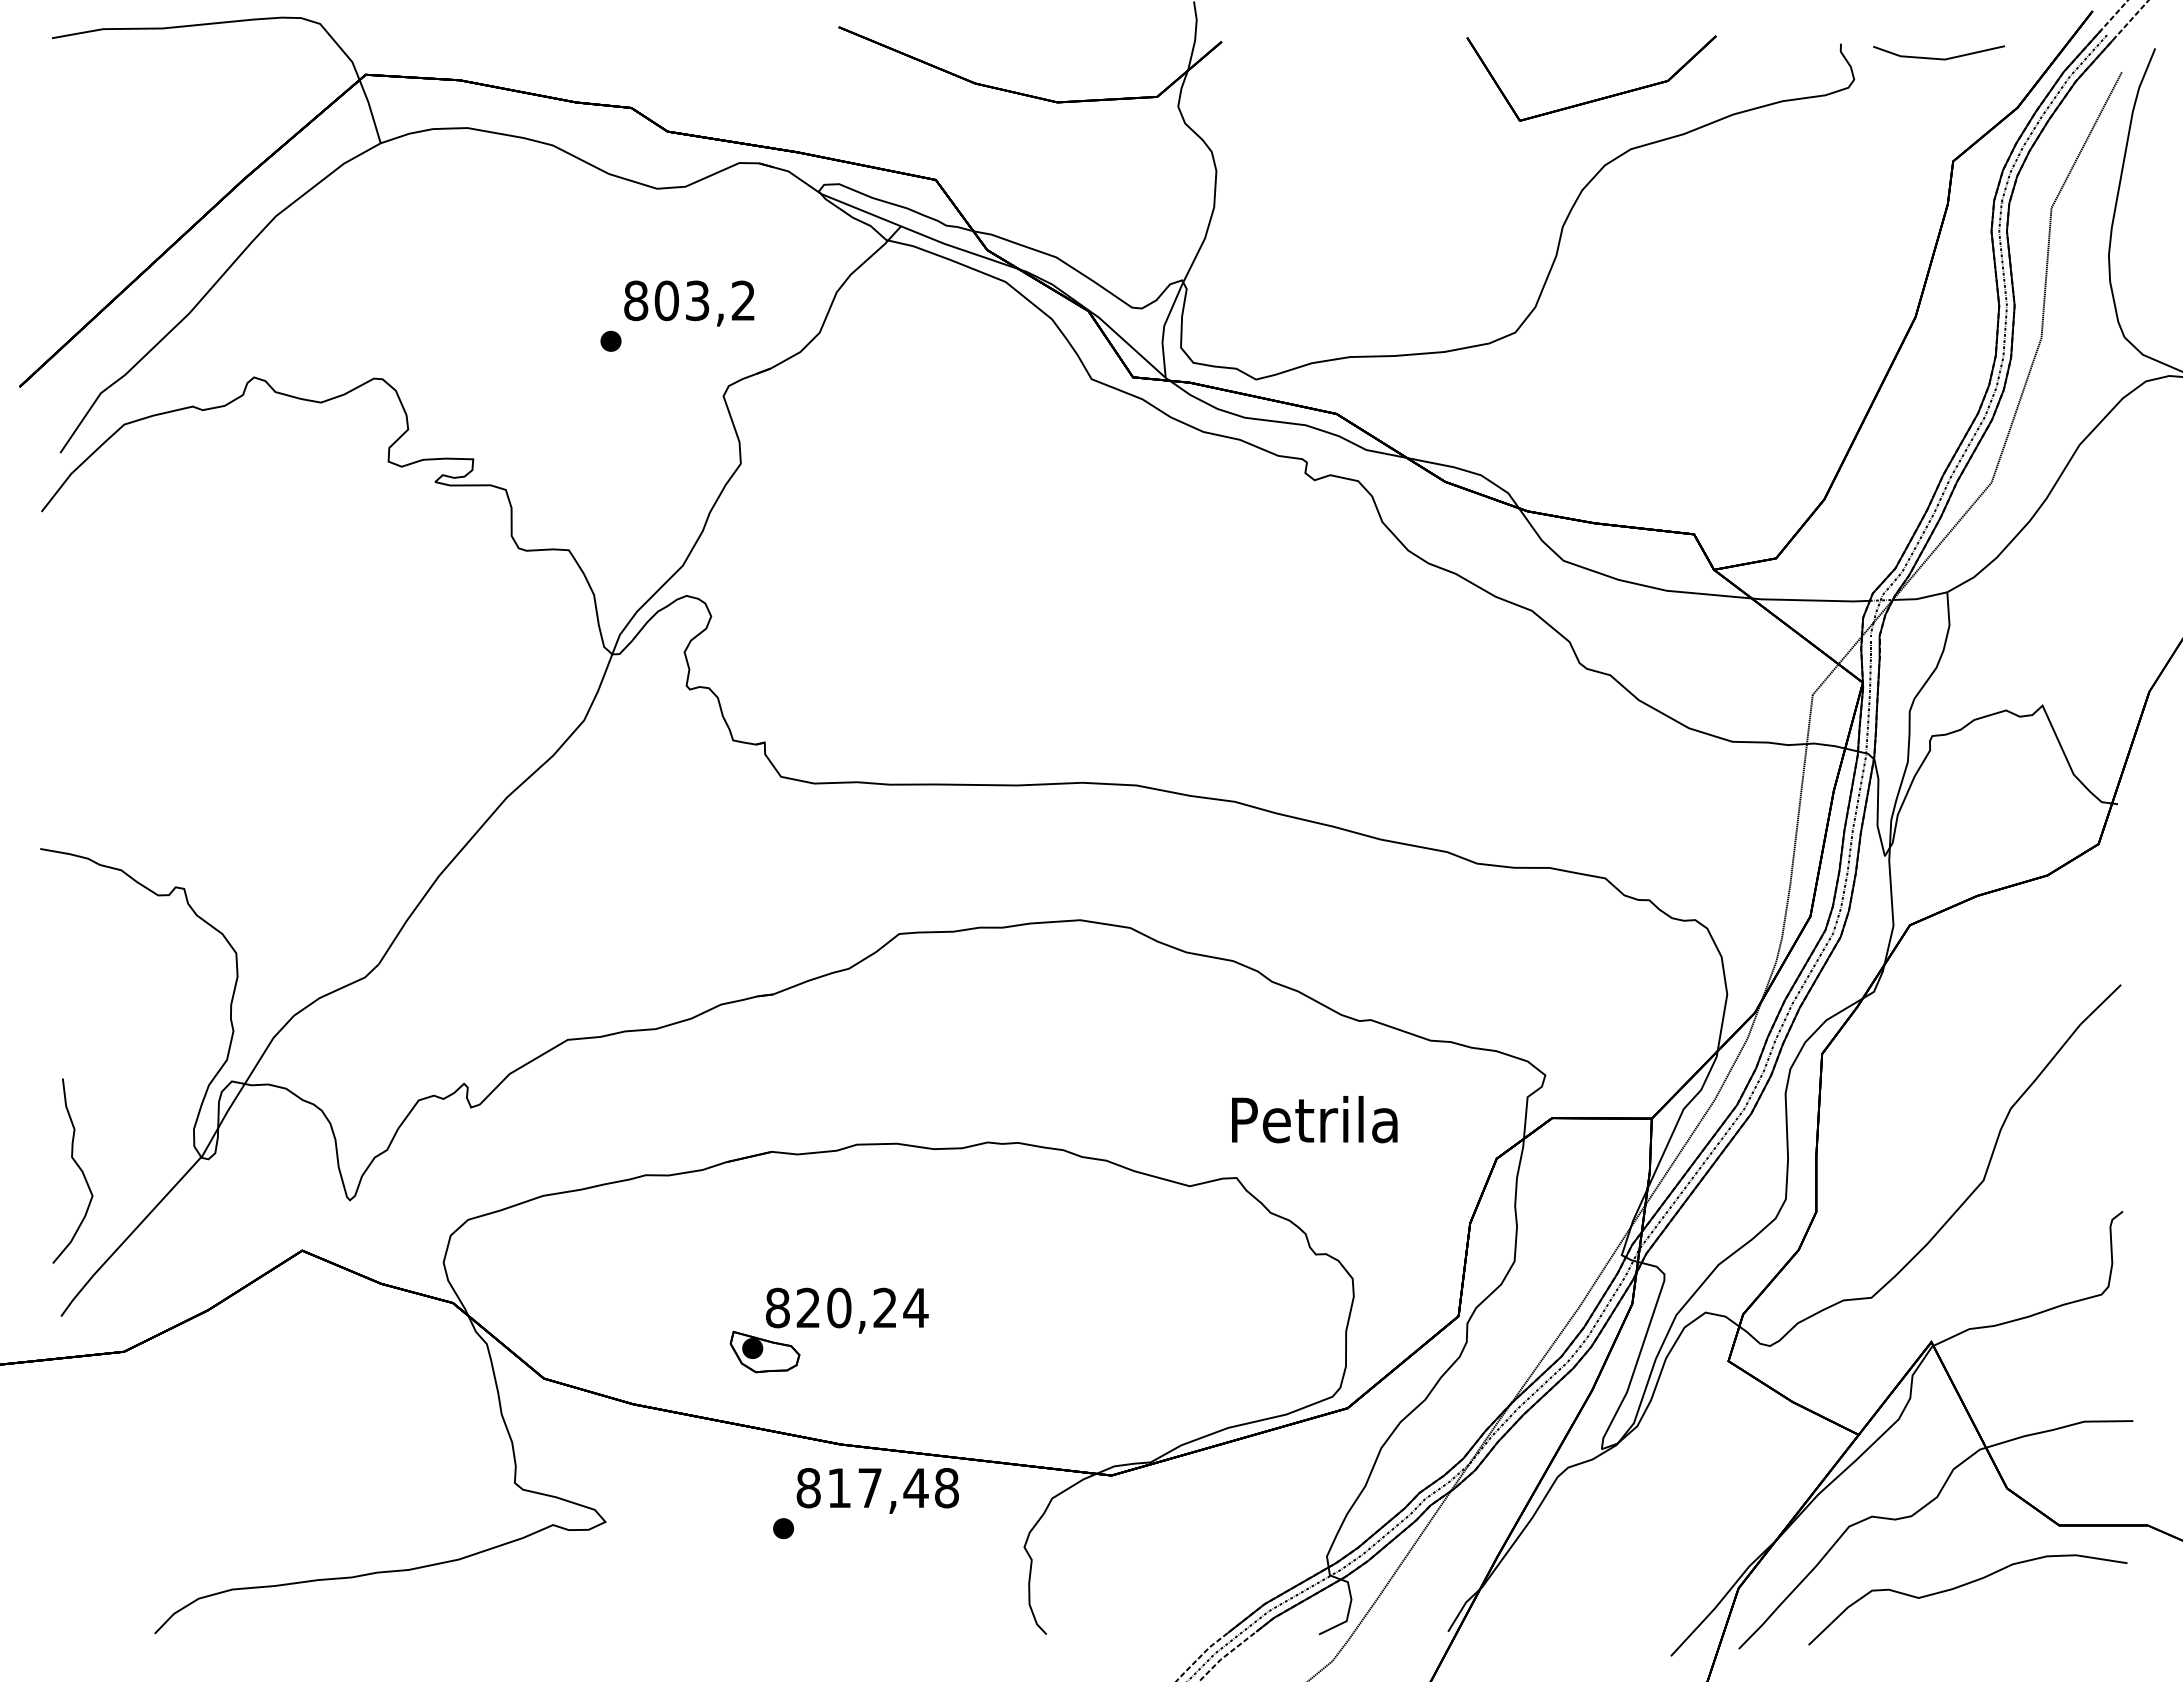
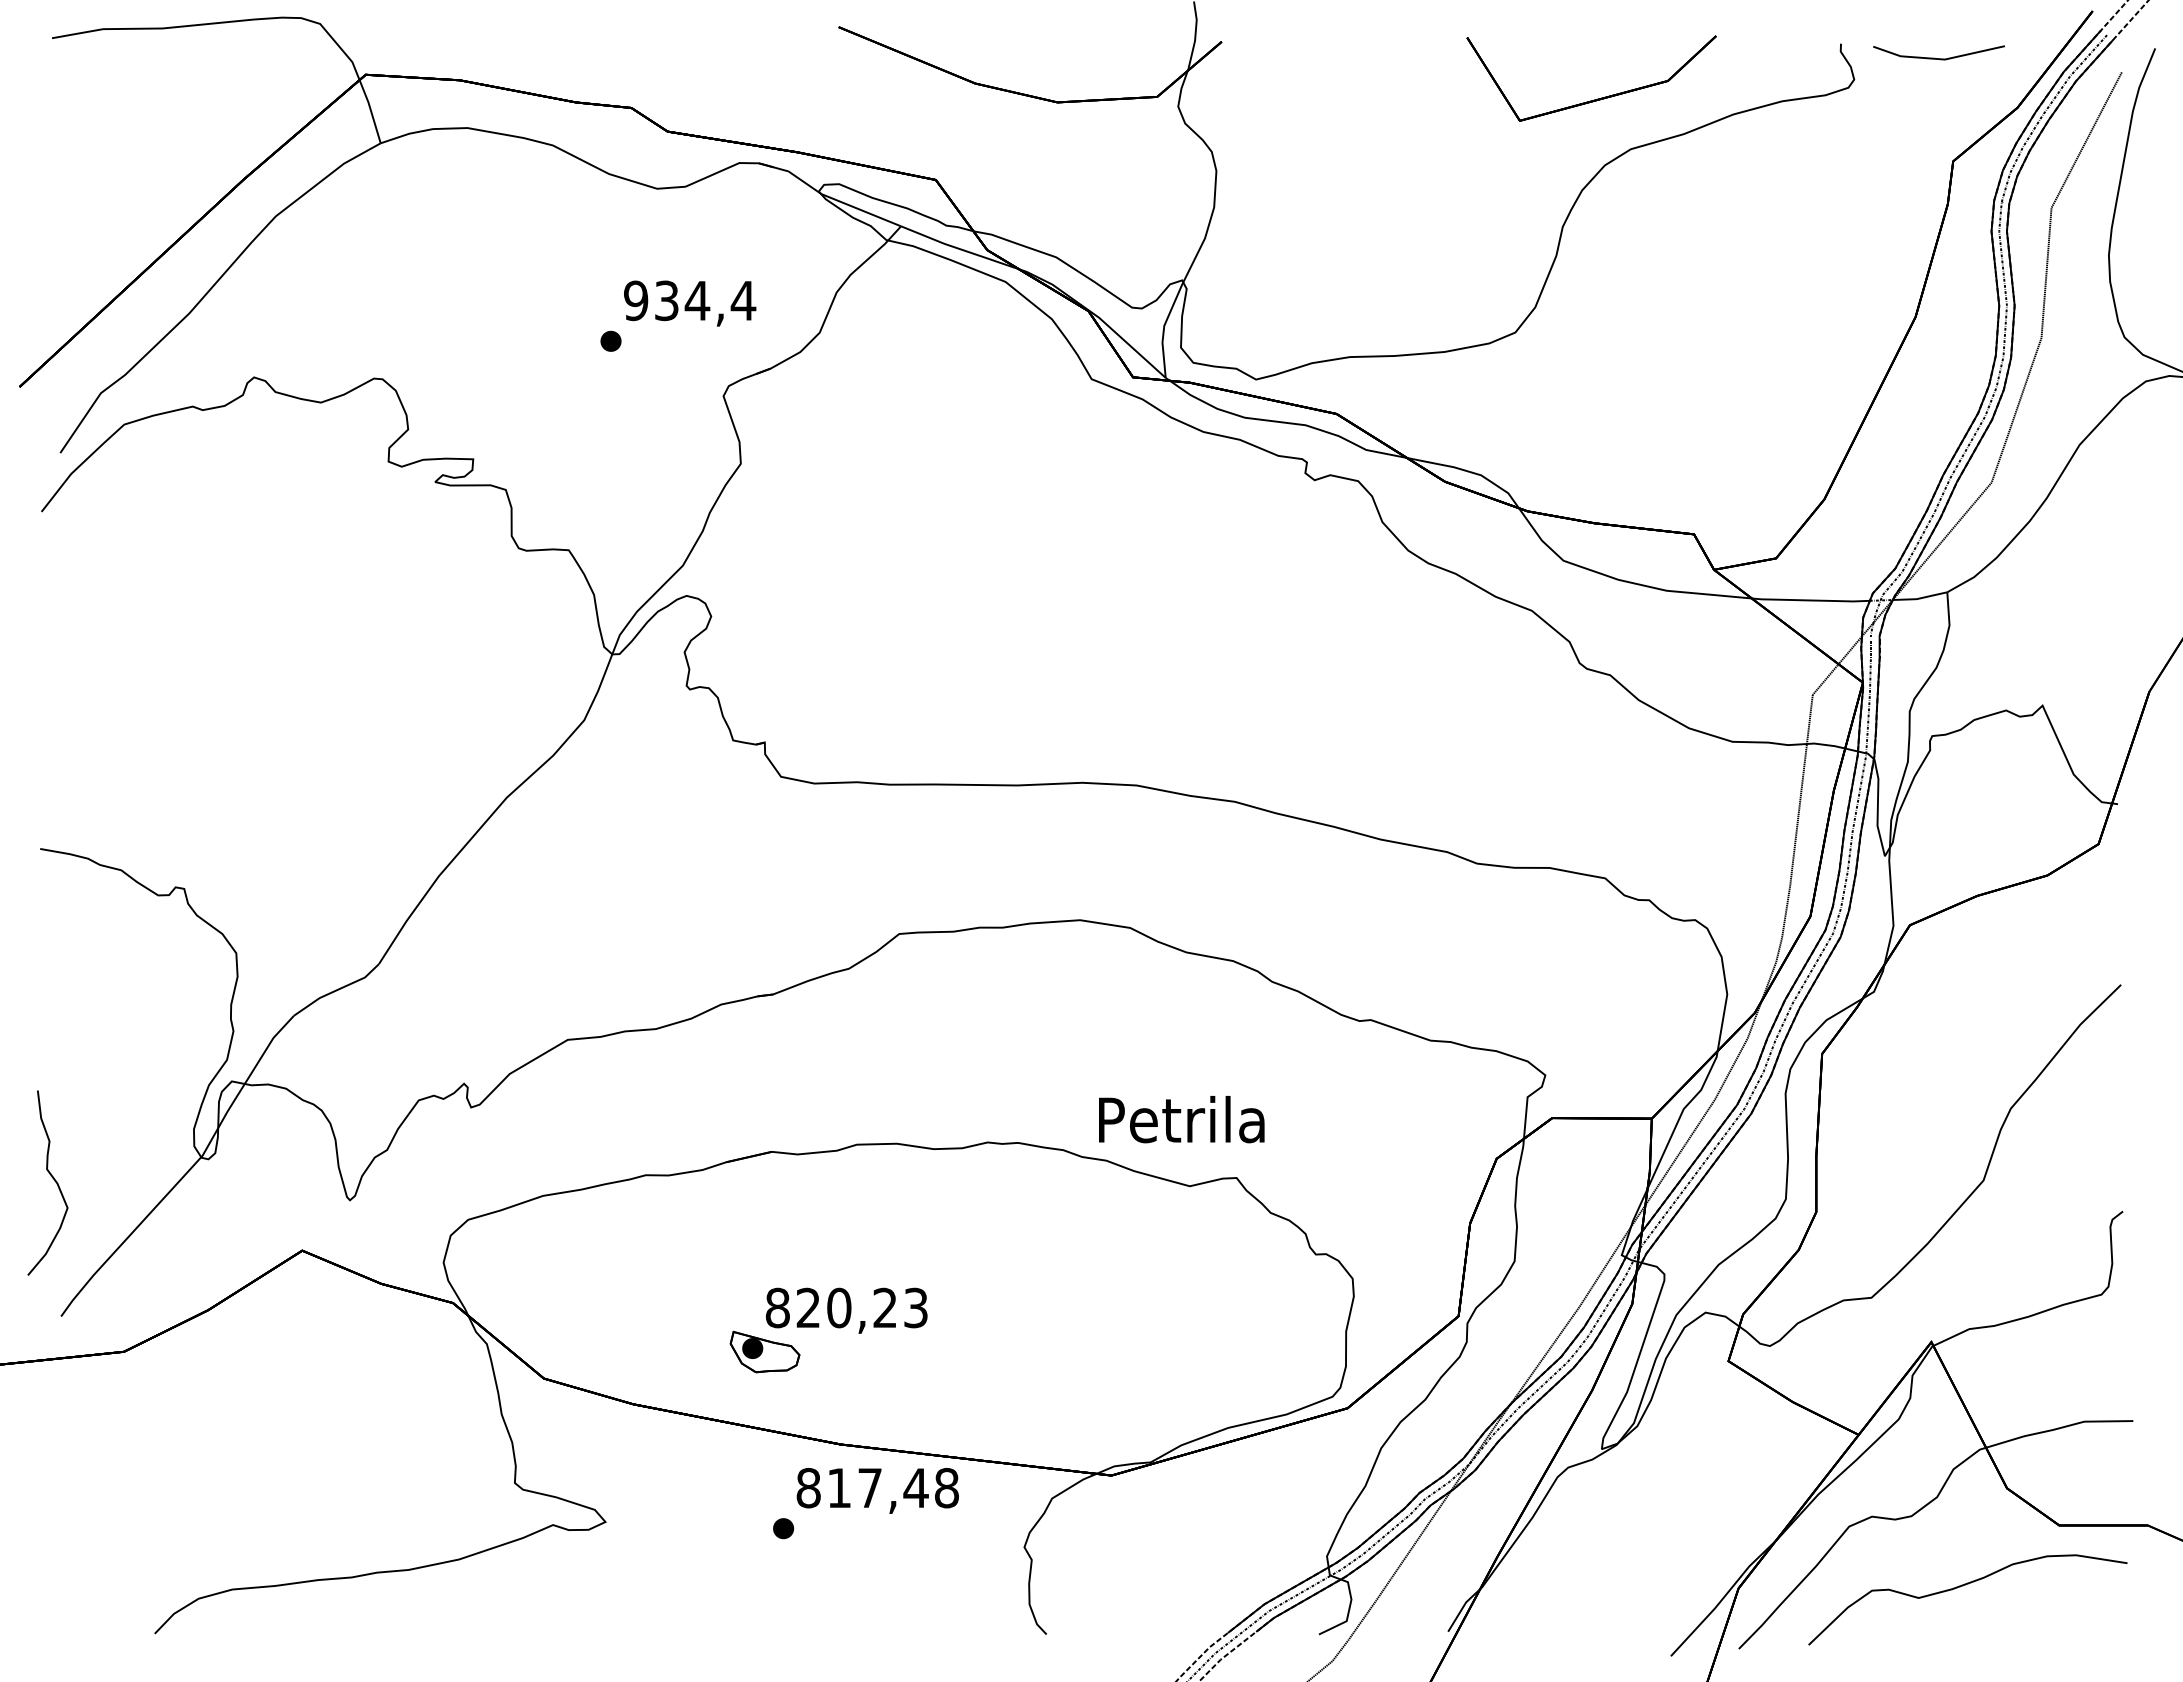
text: 803,2 -> 934,4 (690, 300)
text position: (1314, 1119) -> (1181, 1119) (1181, 1119)
curve position: (76, 1165) -> (51, 1177) (51, 1177)
text: 820,24 -> 820,23 (915, 1307)
